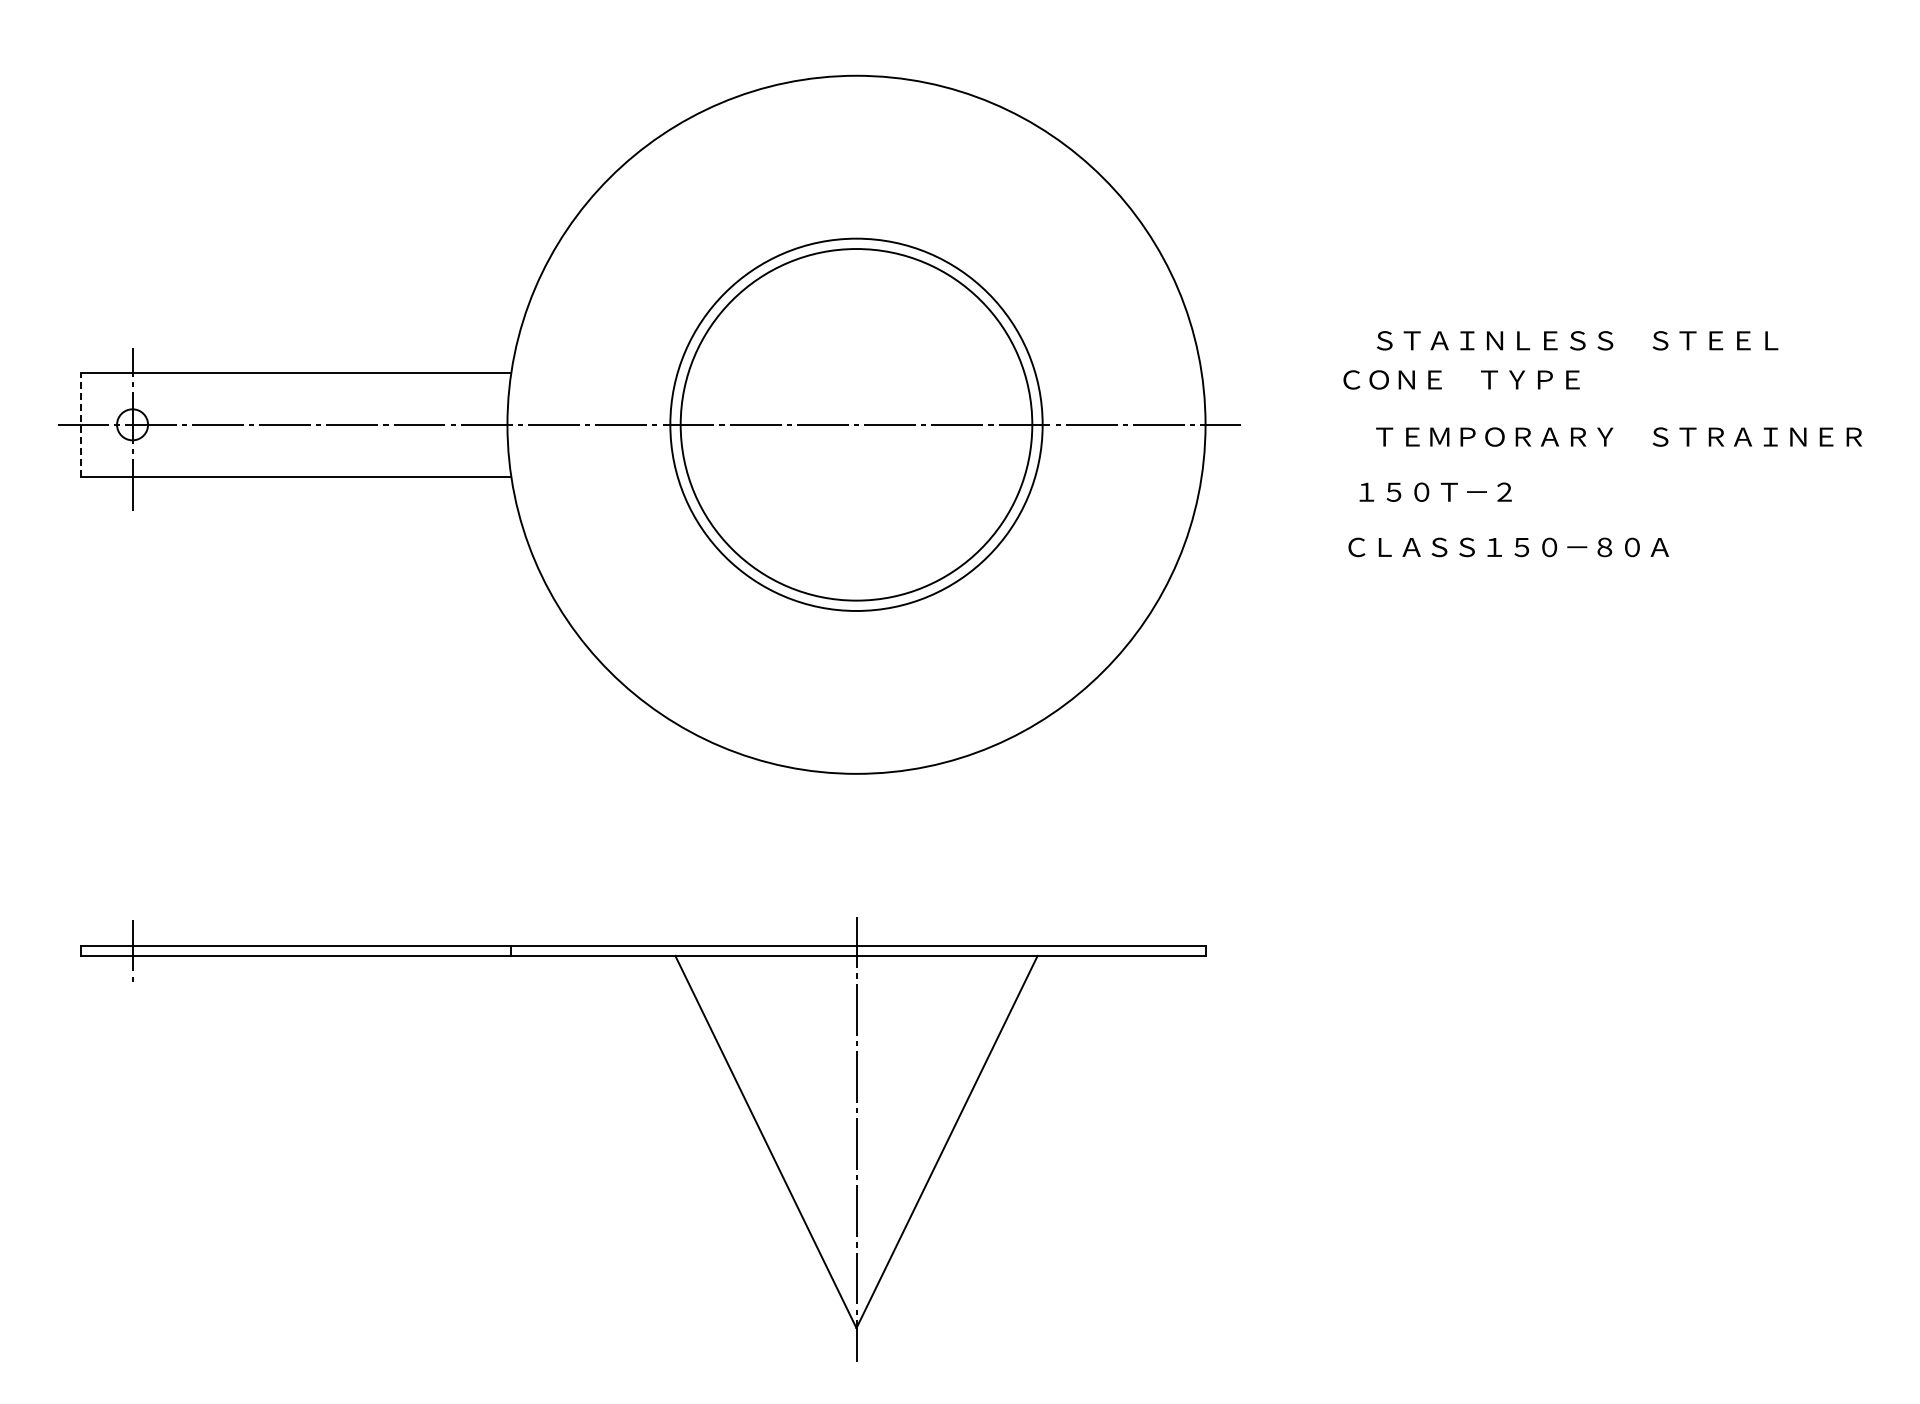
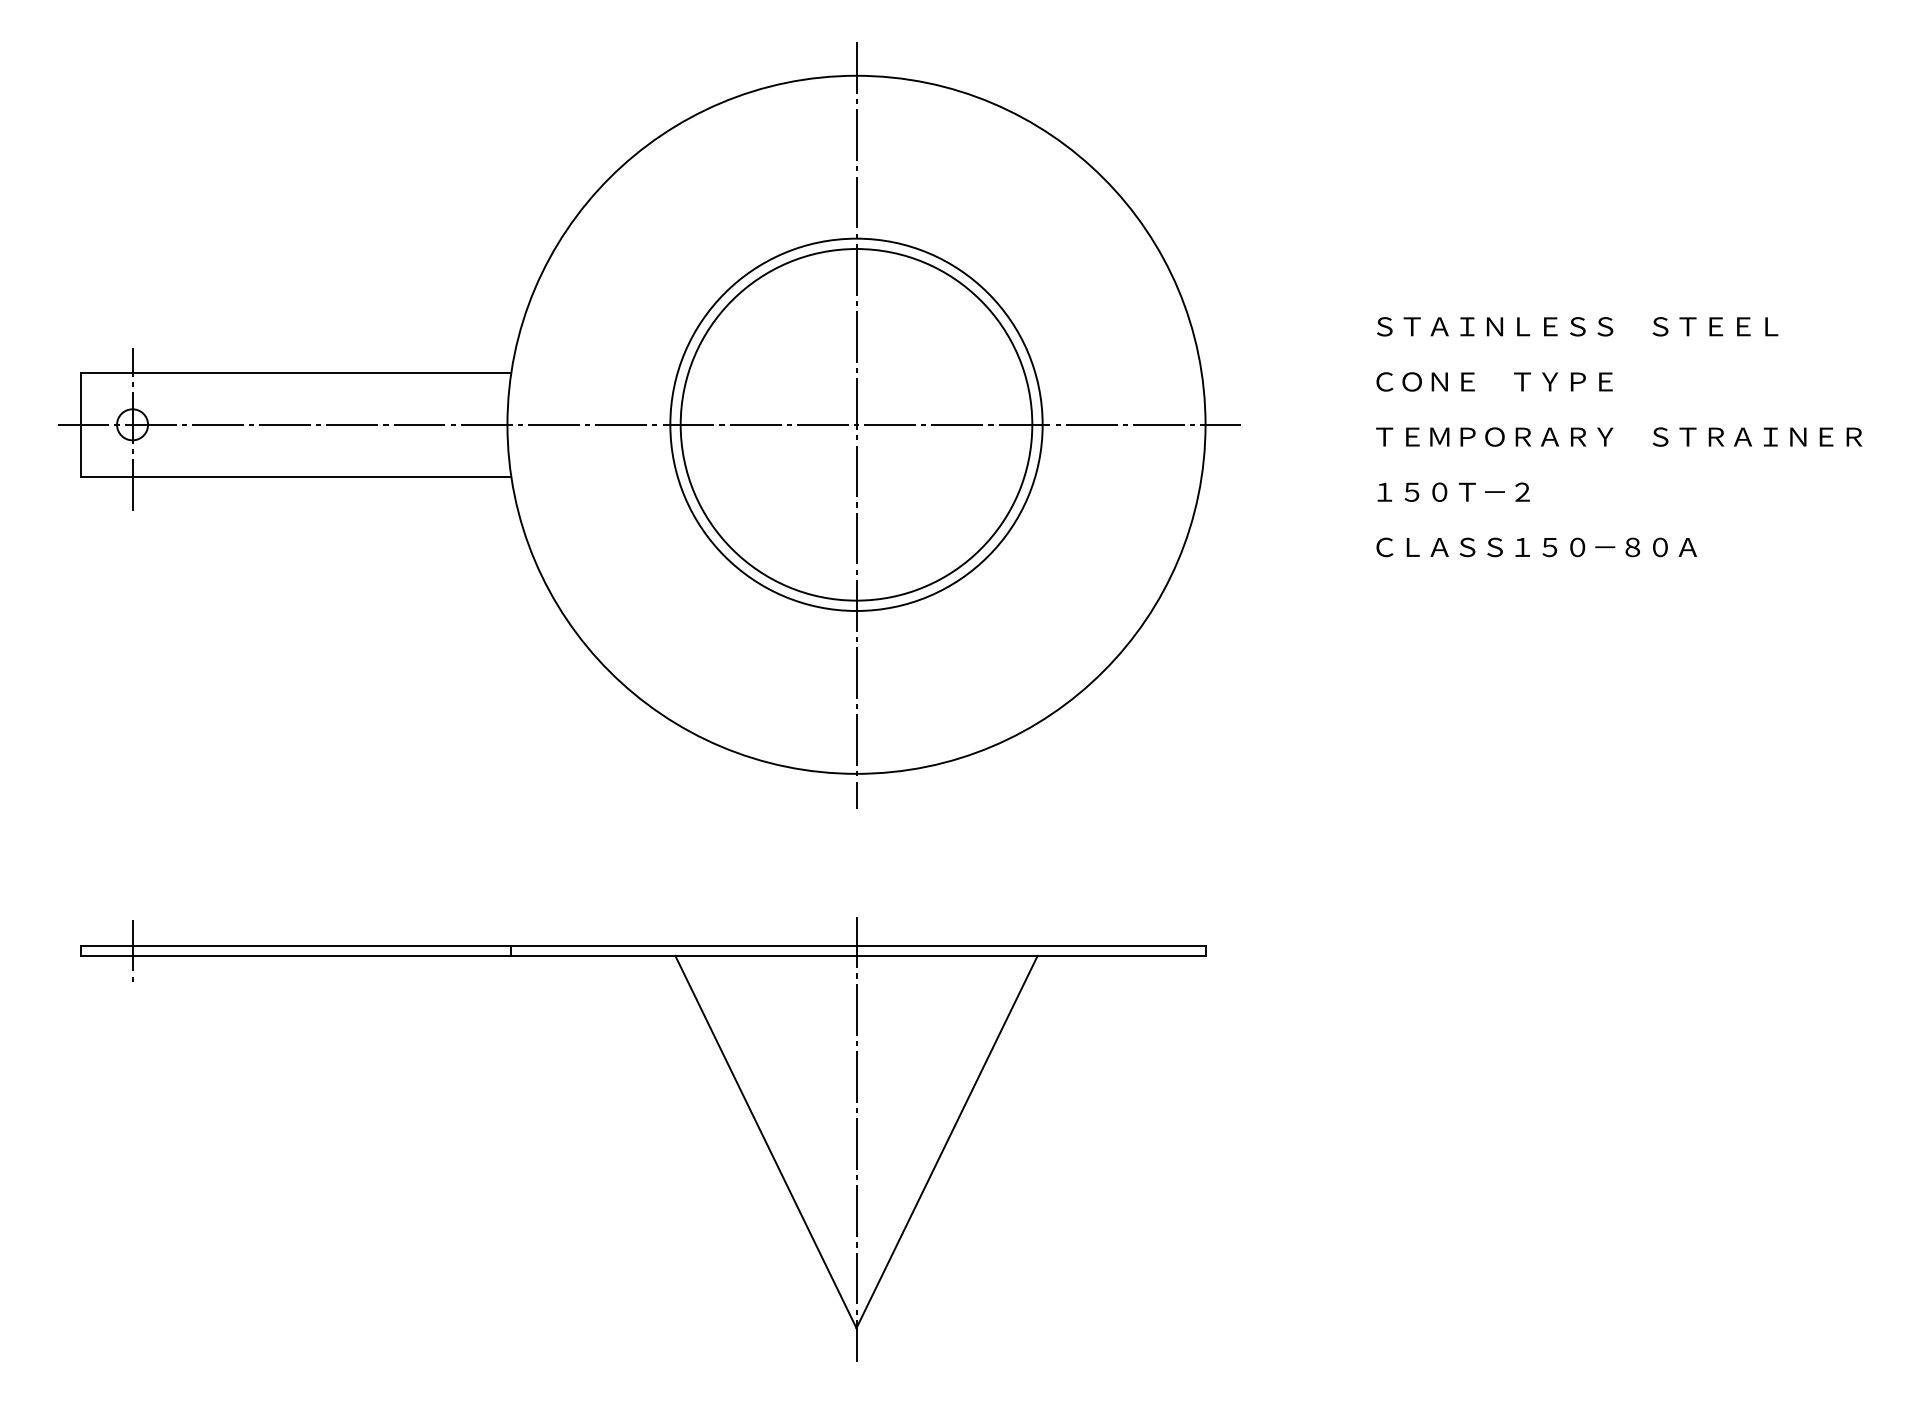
text position: (1577, 340) -> (1577, 326) (1577, 326)
text position: (1461, 379) -> (1494, 381) (1494, 381)
line: dashed -> solid (80, 424)
line: none -> present (856, 425)
text position: (1435, 491) -> (1453, 491) (1453, 491)
text position: (1508, 547) -> (1536, 547) (1536, 547)
